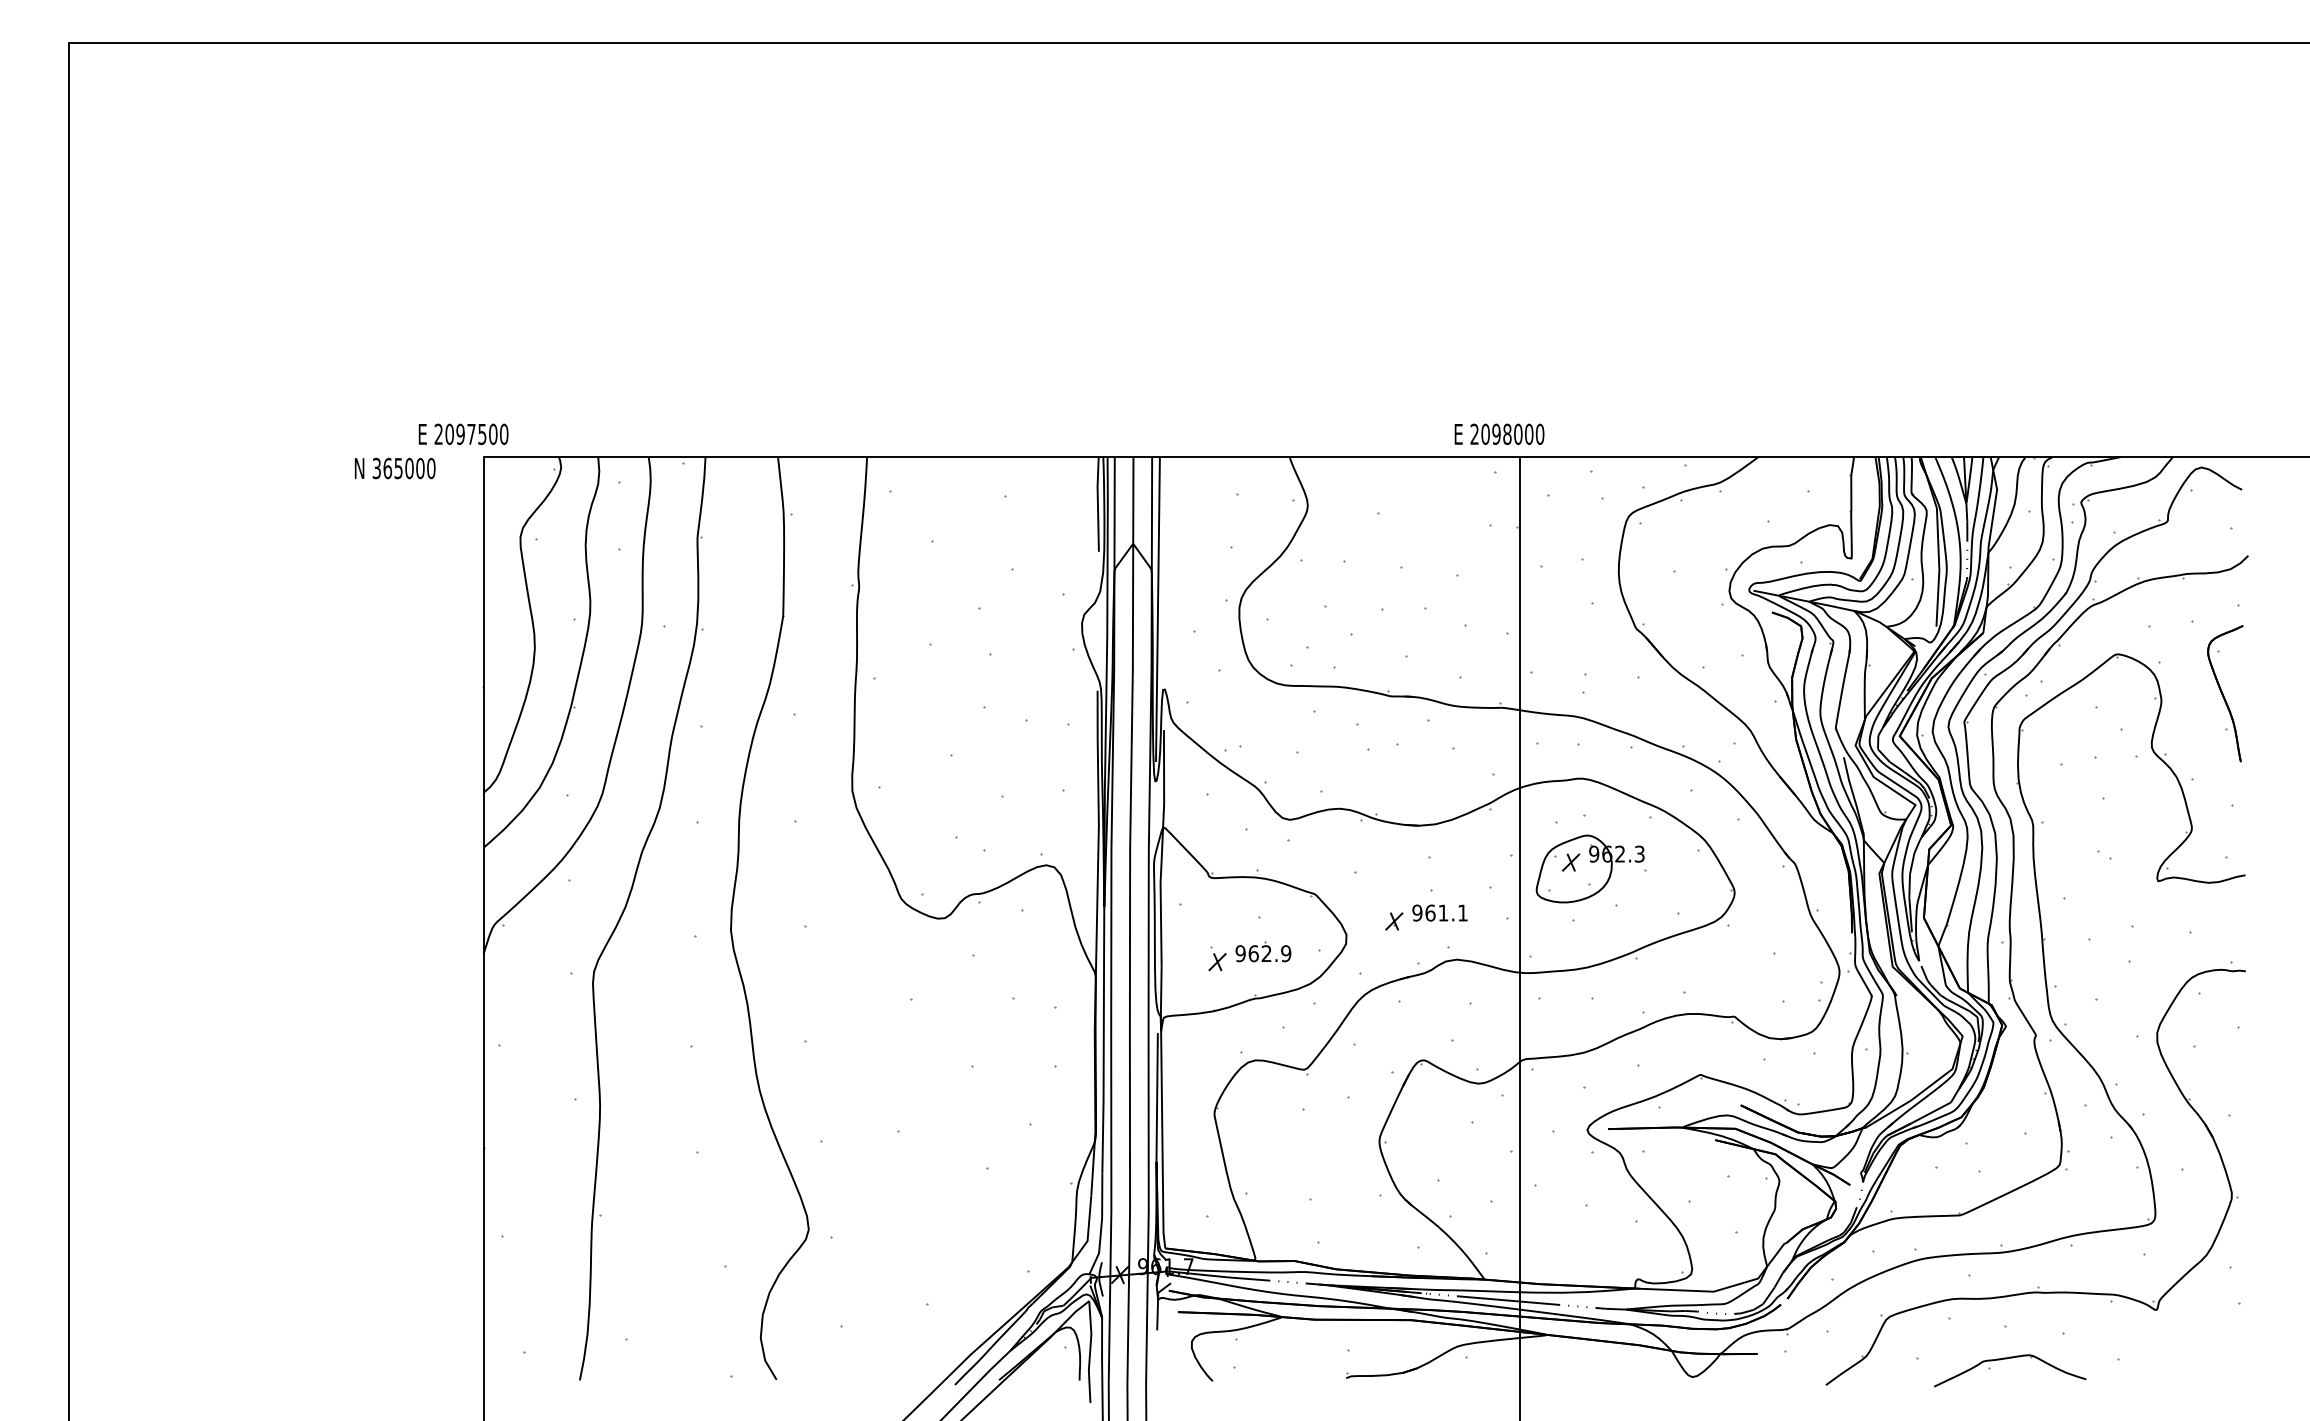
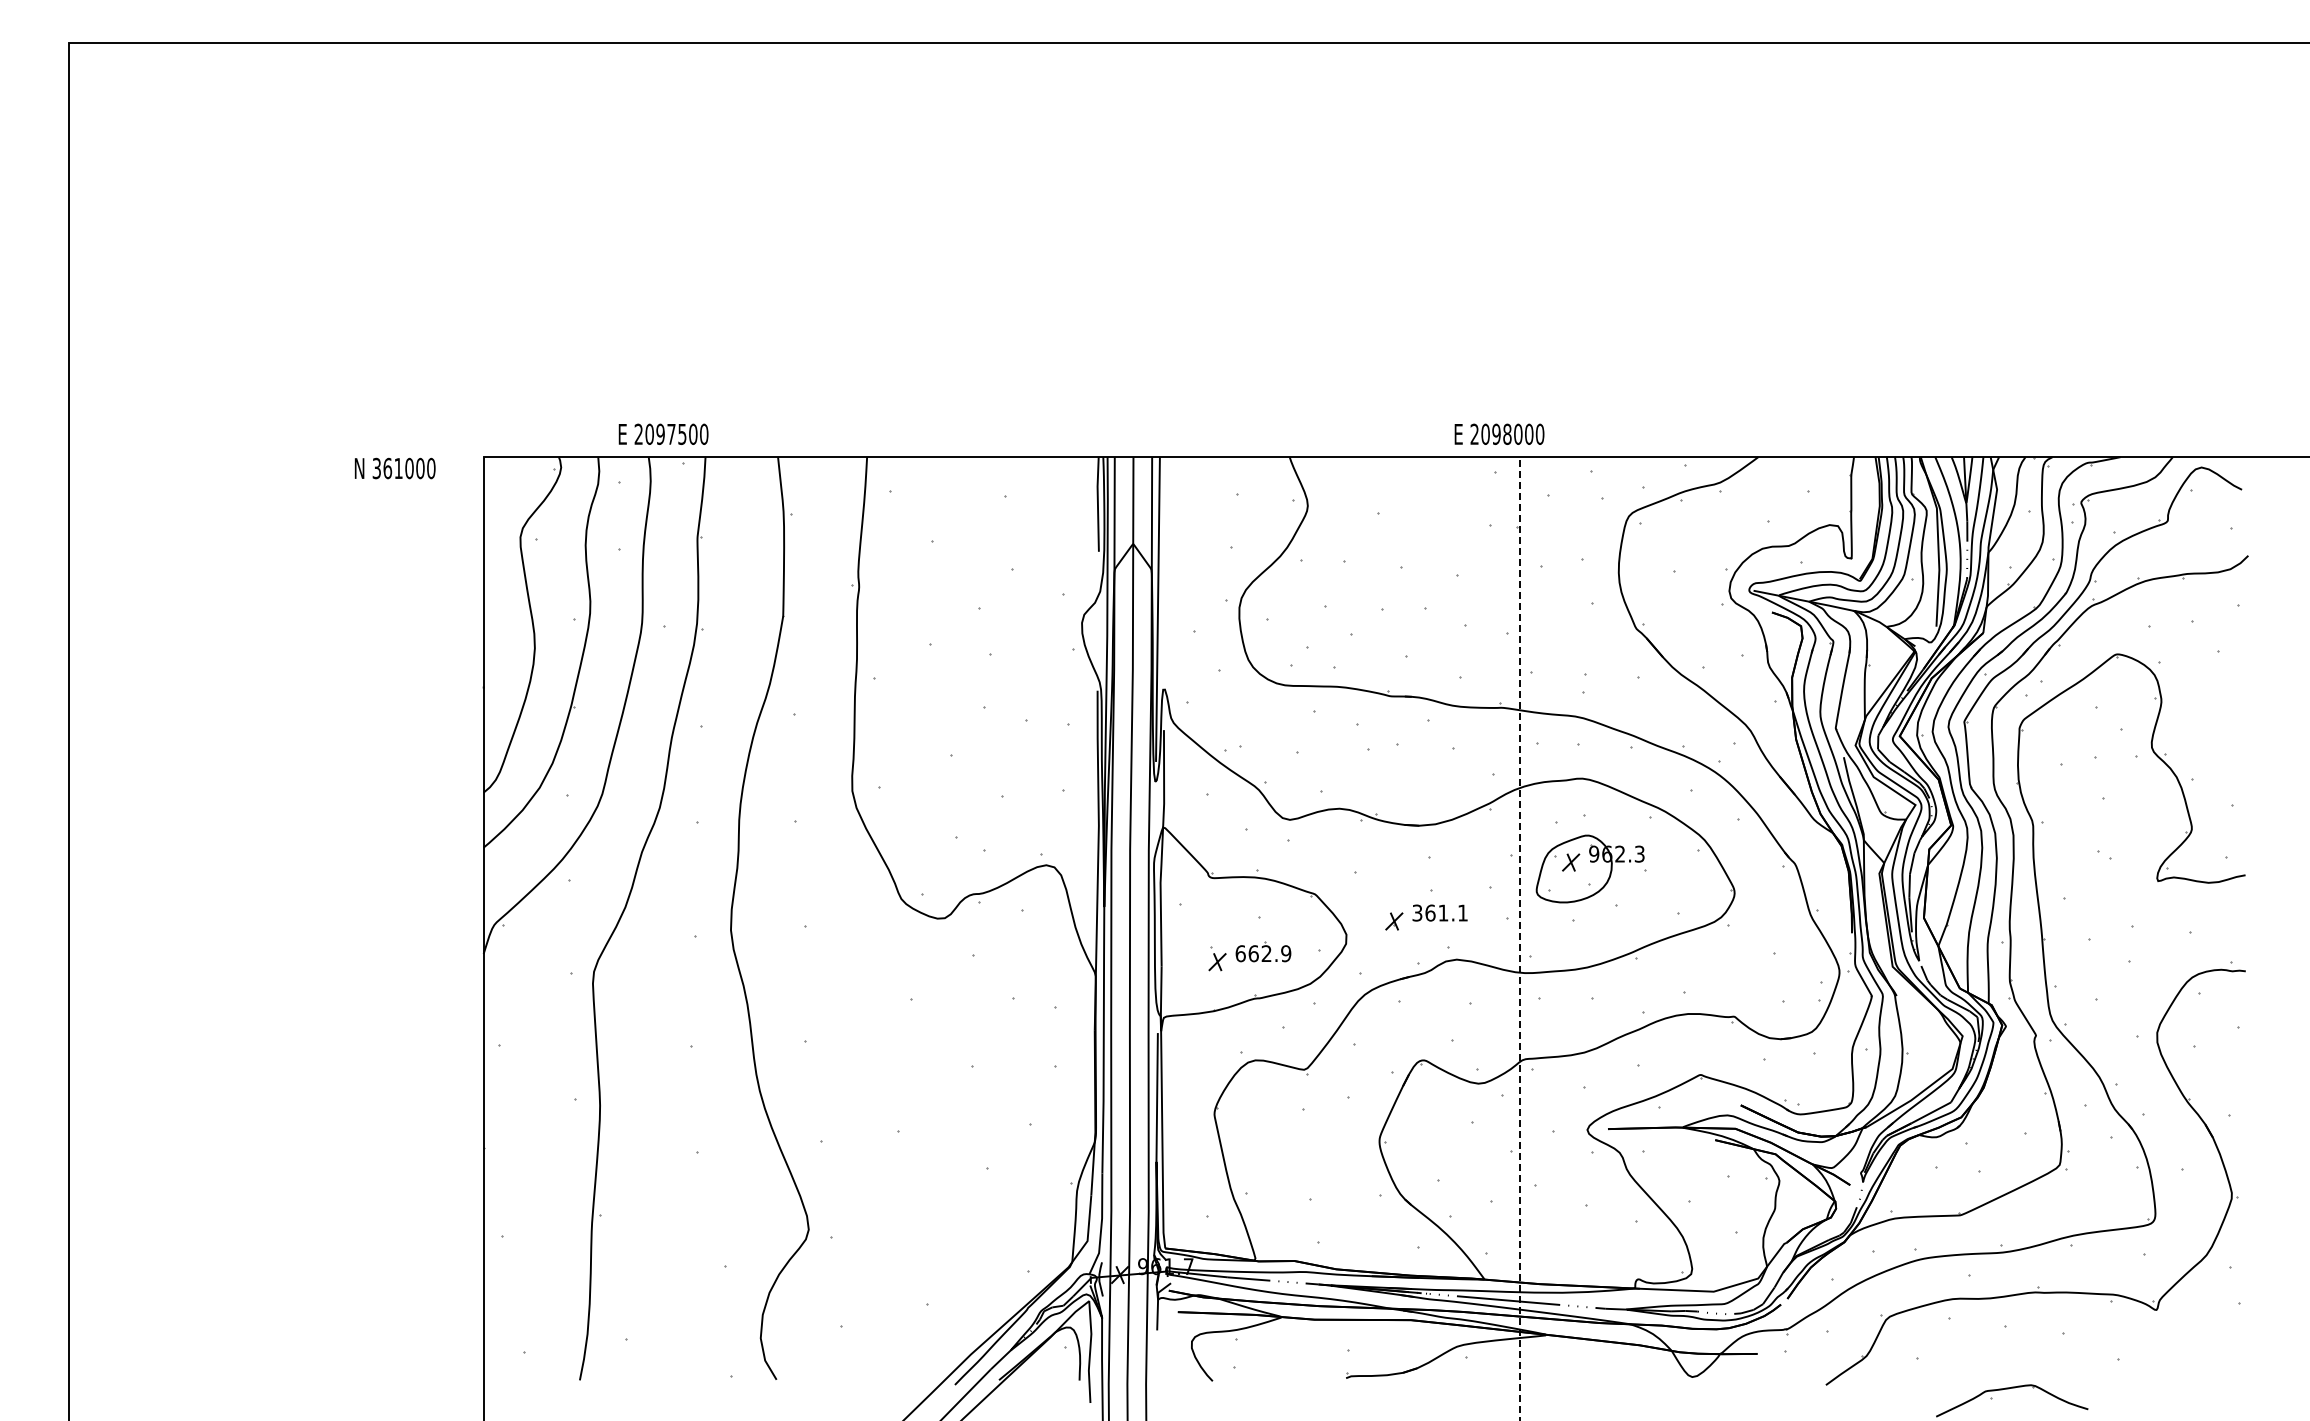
text position: (463, 433) -> (663, 433) (663, 433)
text: 365000 -> 361000 (398, 468)
part: present -> none (2225, 693)
text: 961.1 -> 361.1 (1417, 912)
line: solid -> dashed (1519, 938)
text: 962.9 -> 662.9 (1240, 953)
part position: (2007, 1359) -> (2009, 1389) (2009, 1389)
